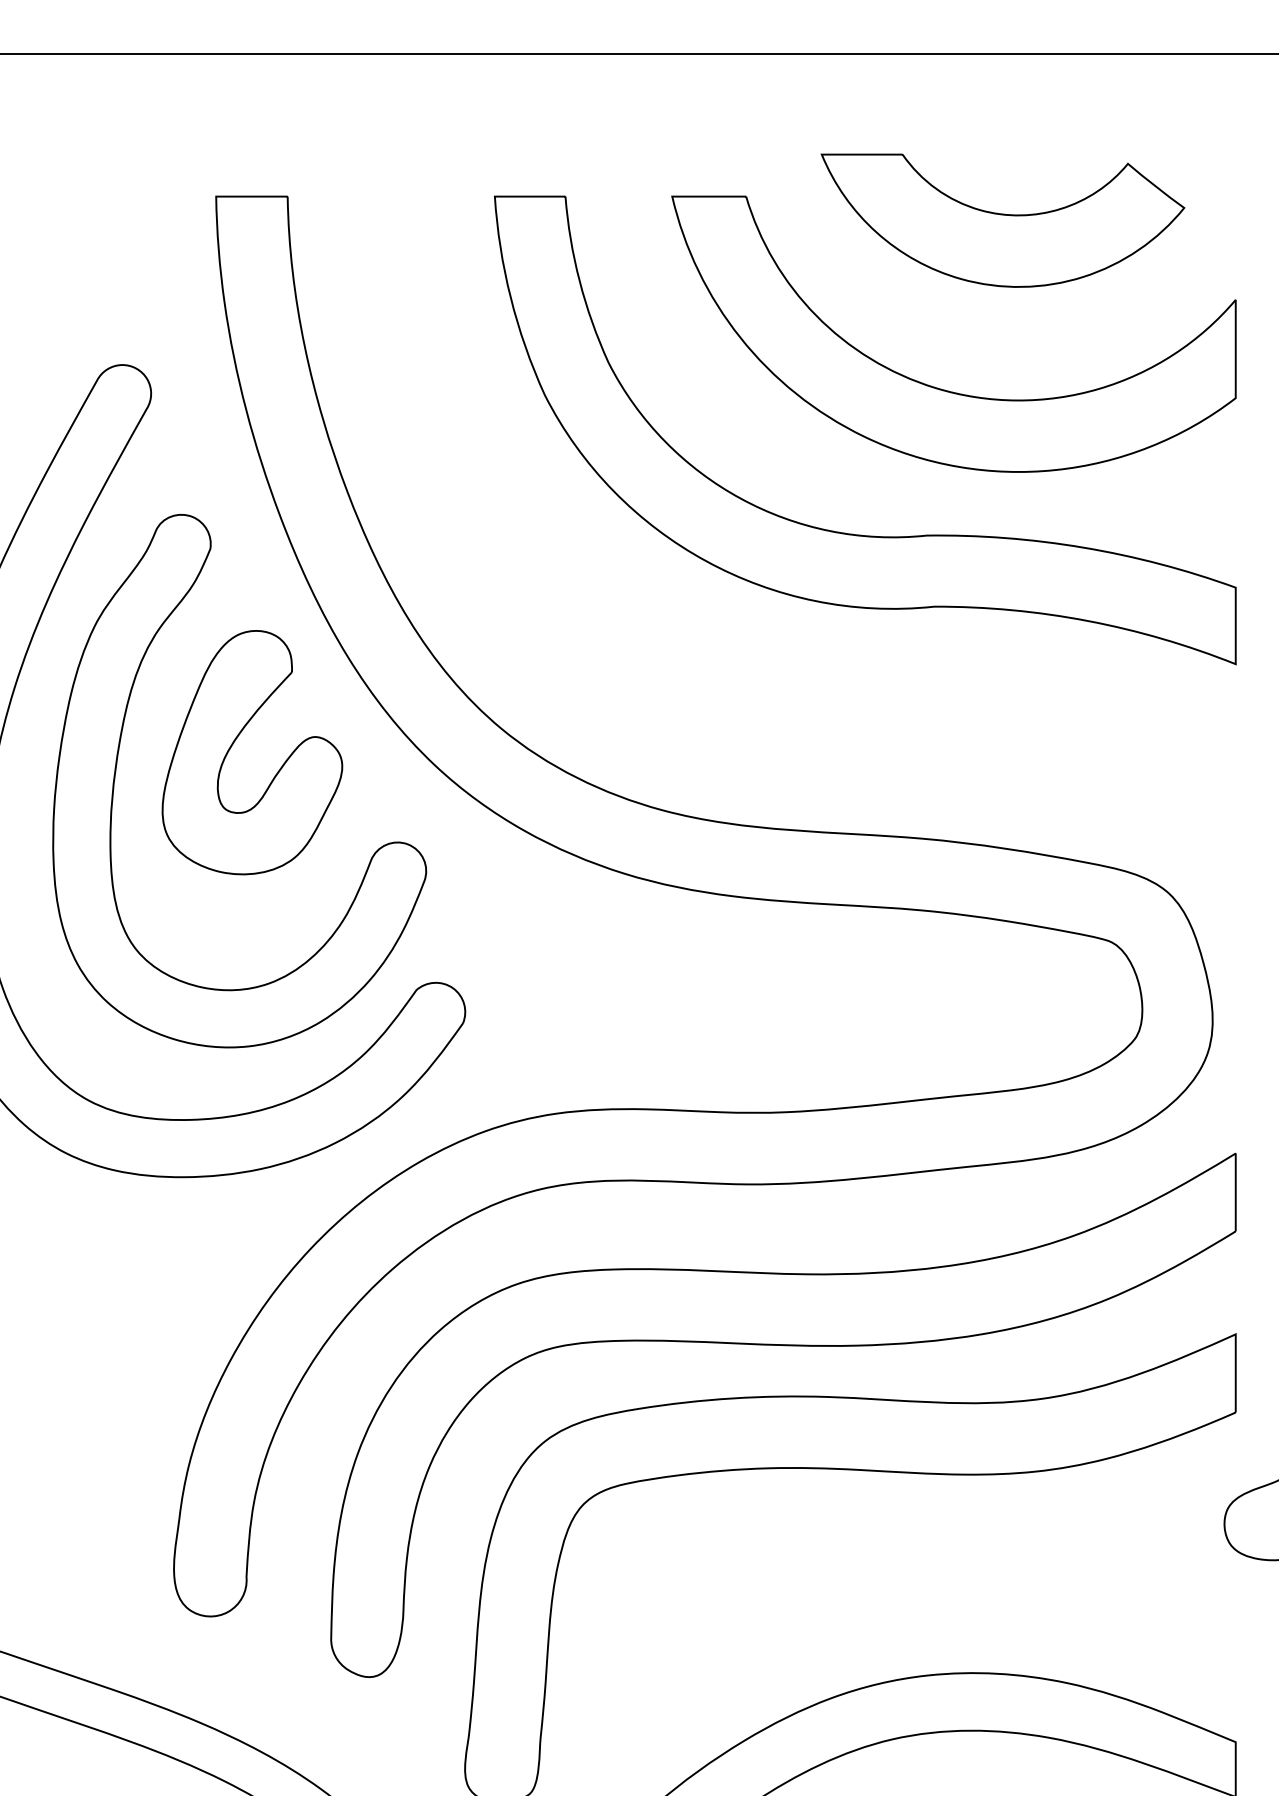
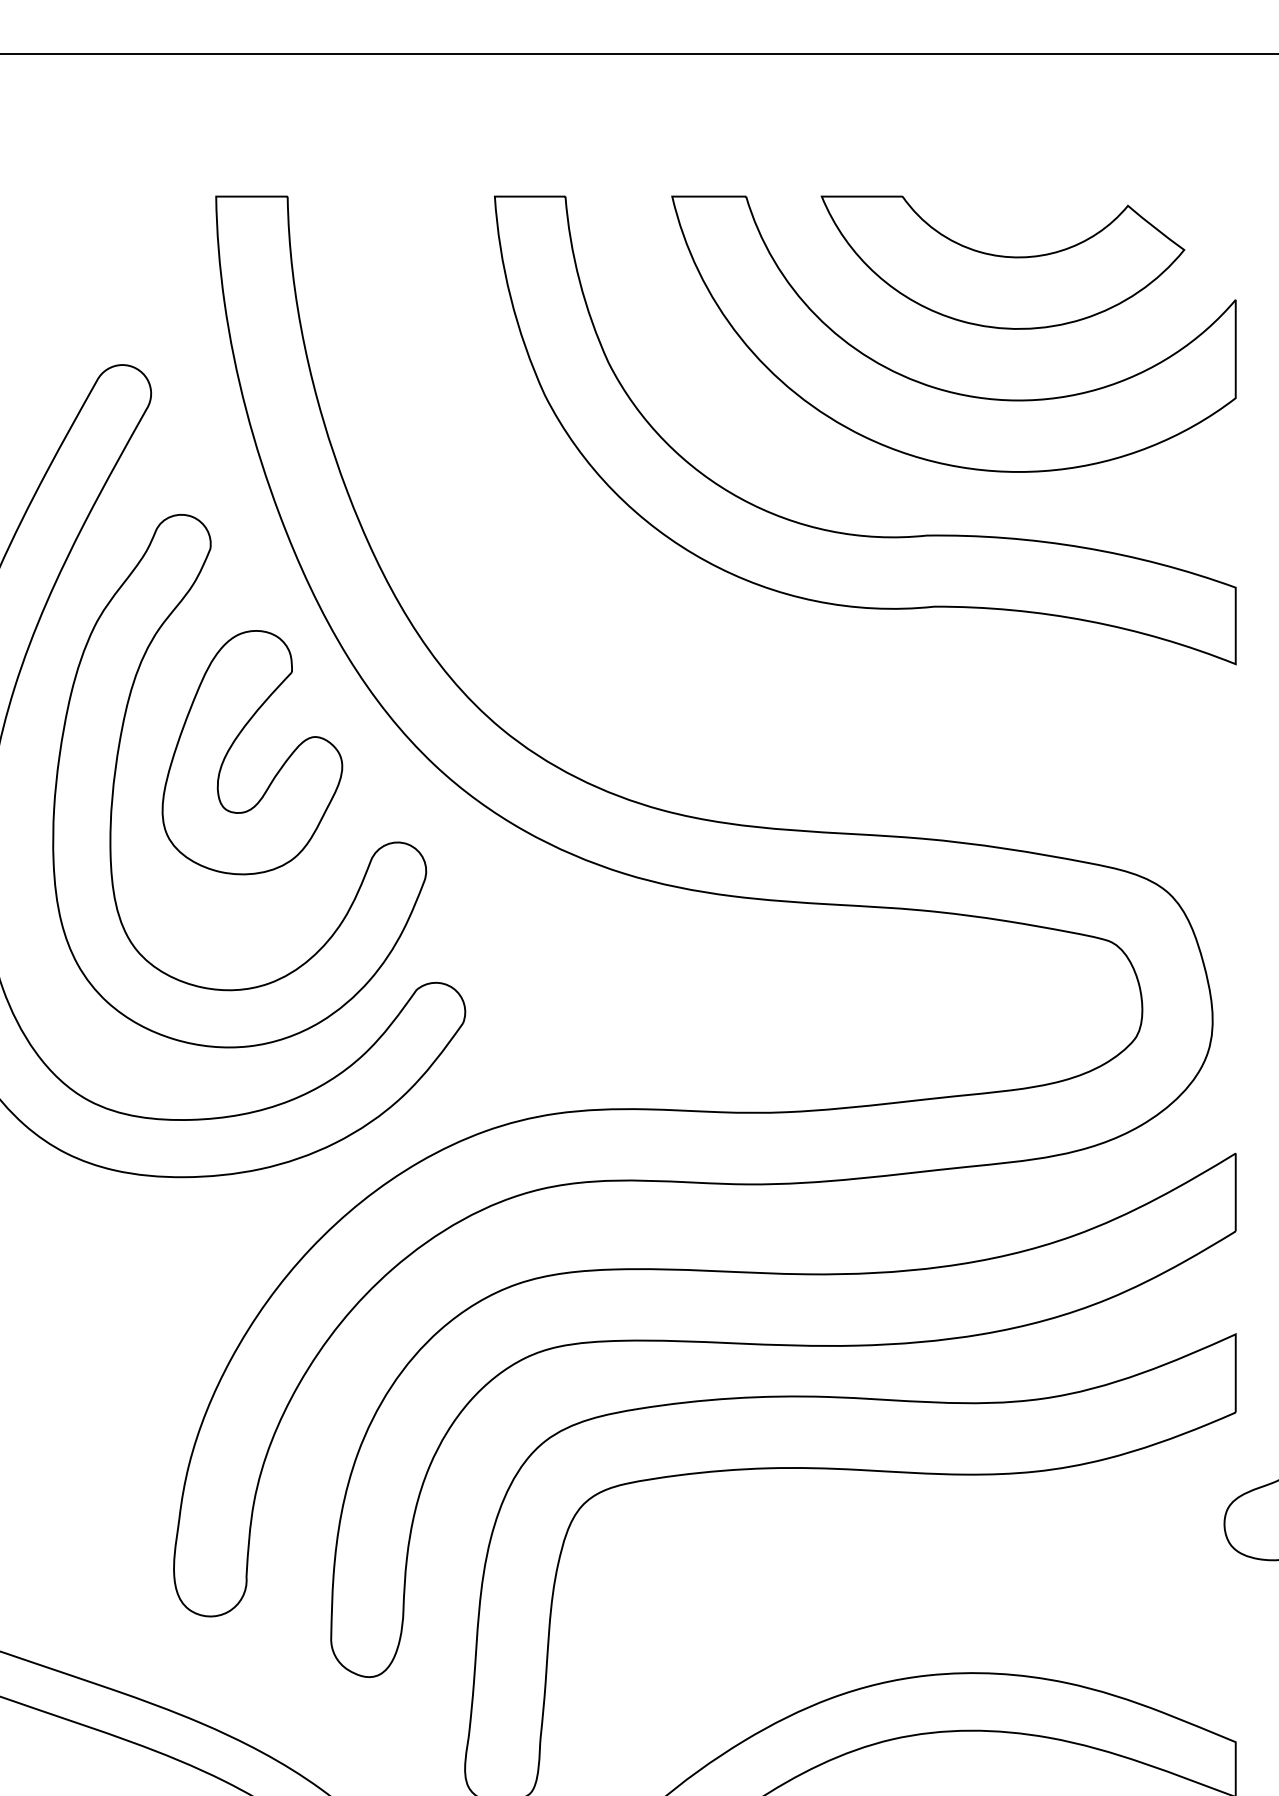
part position: (1002, 220) -> (1002, 262) (1002, 262)
